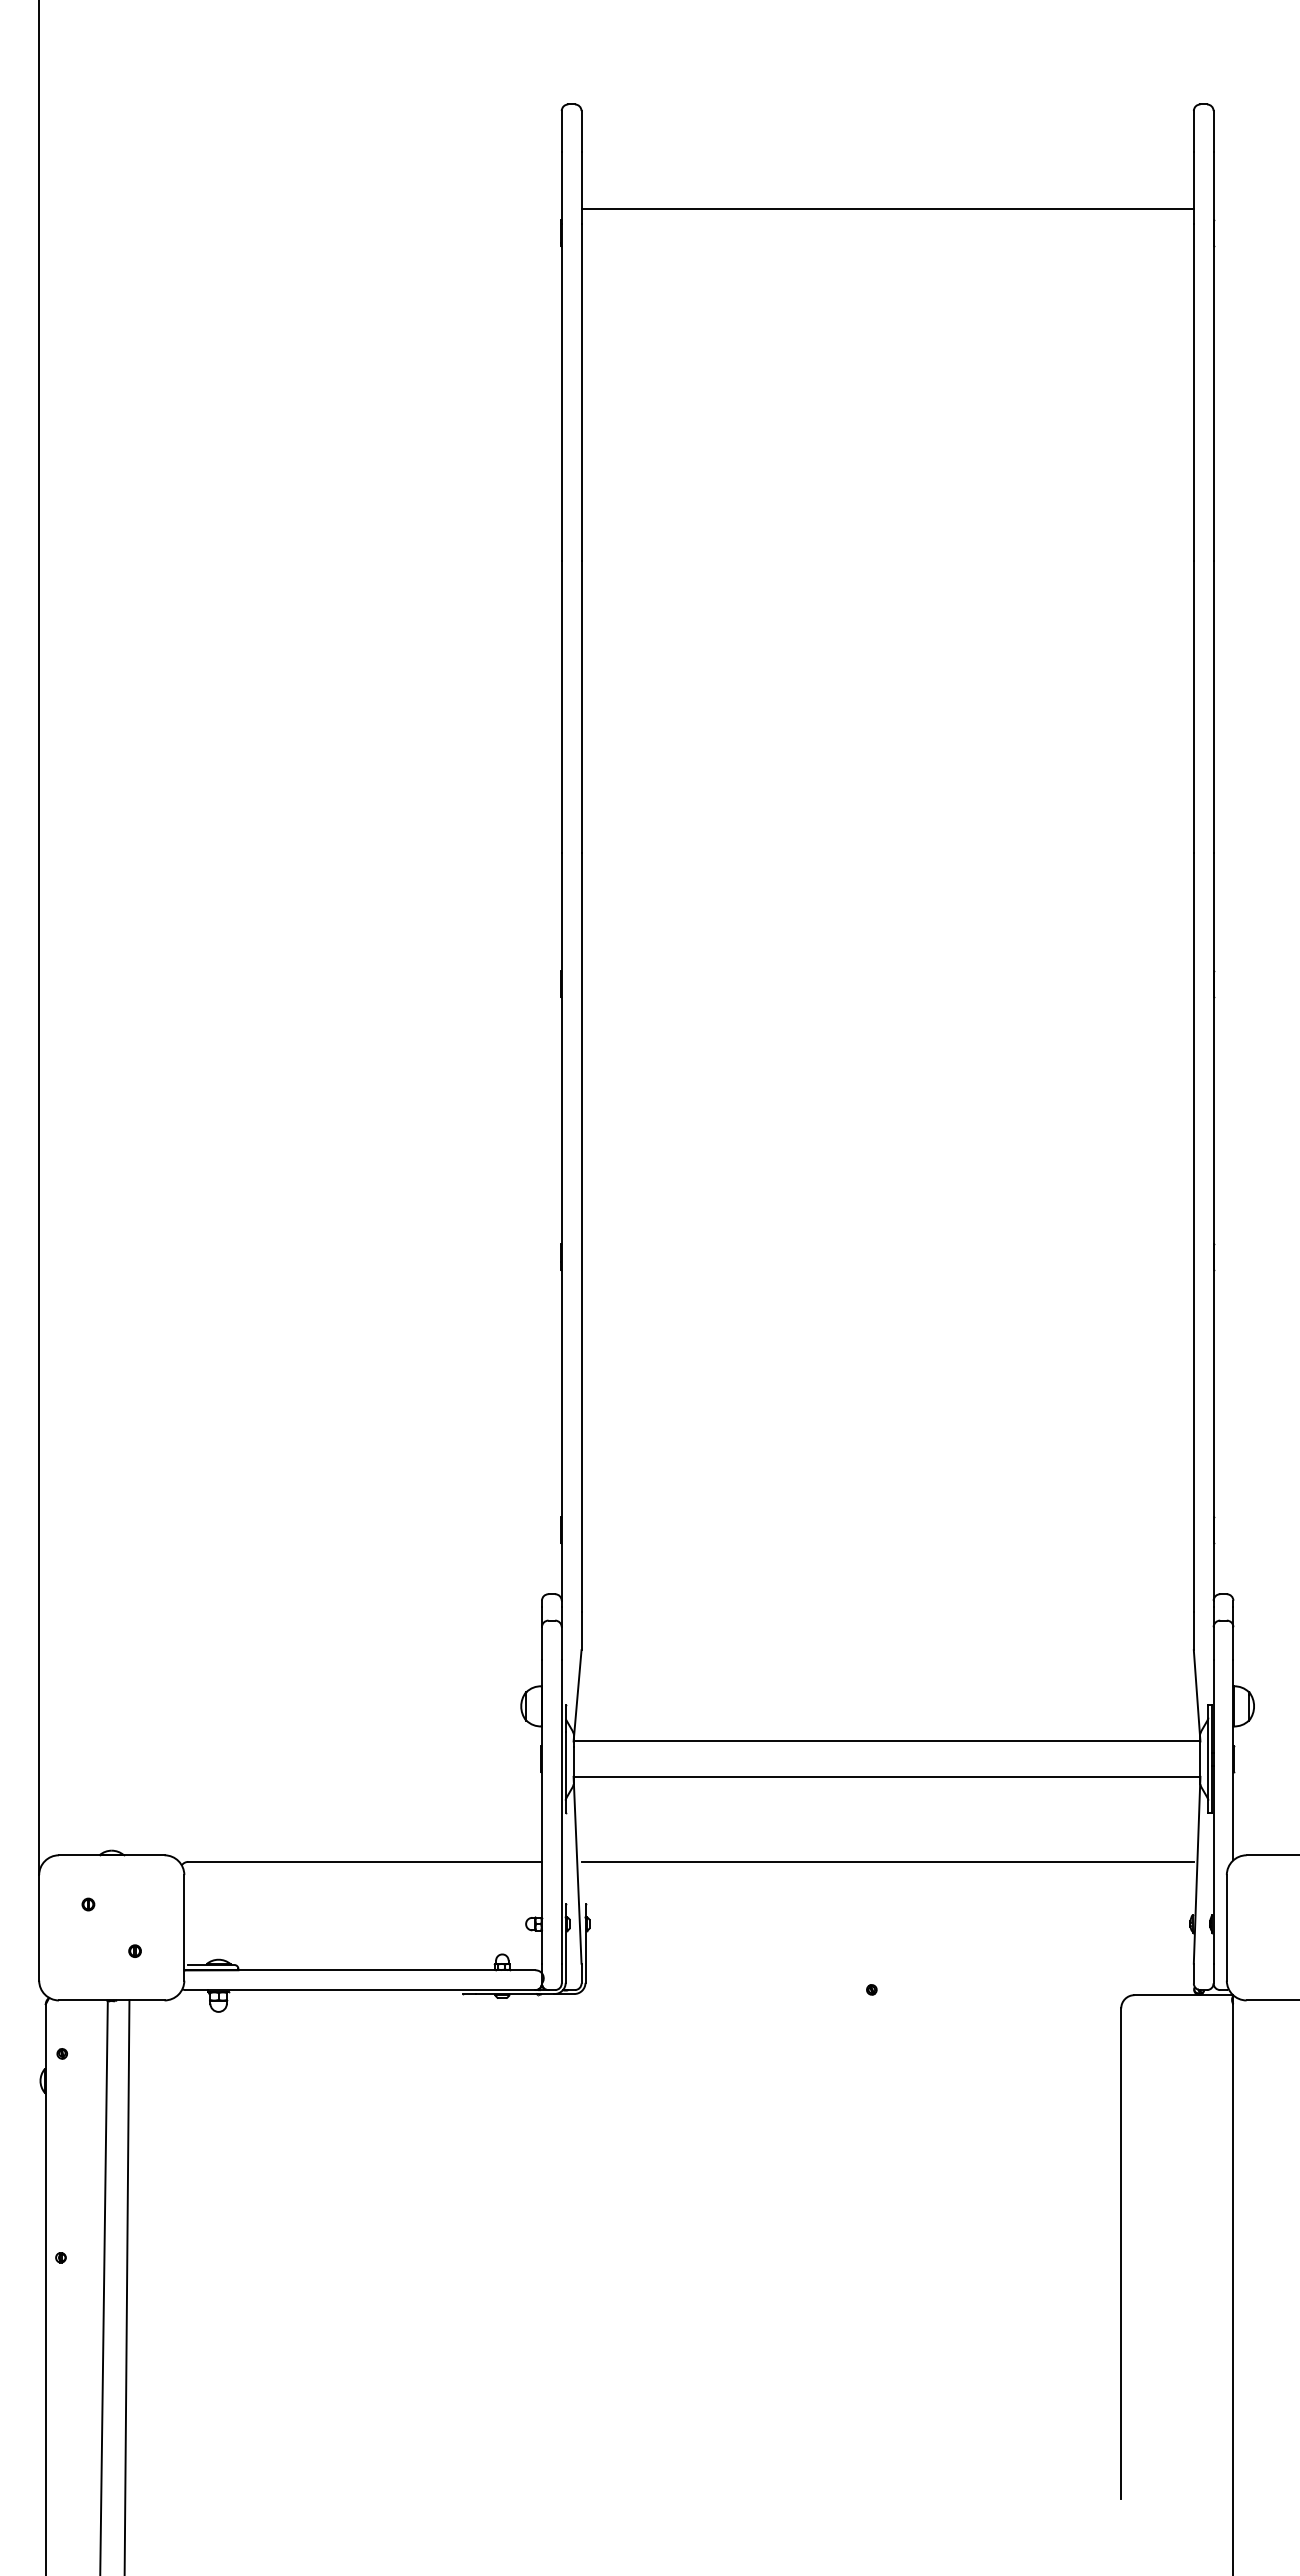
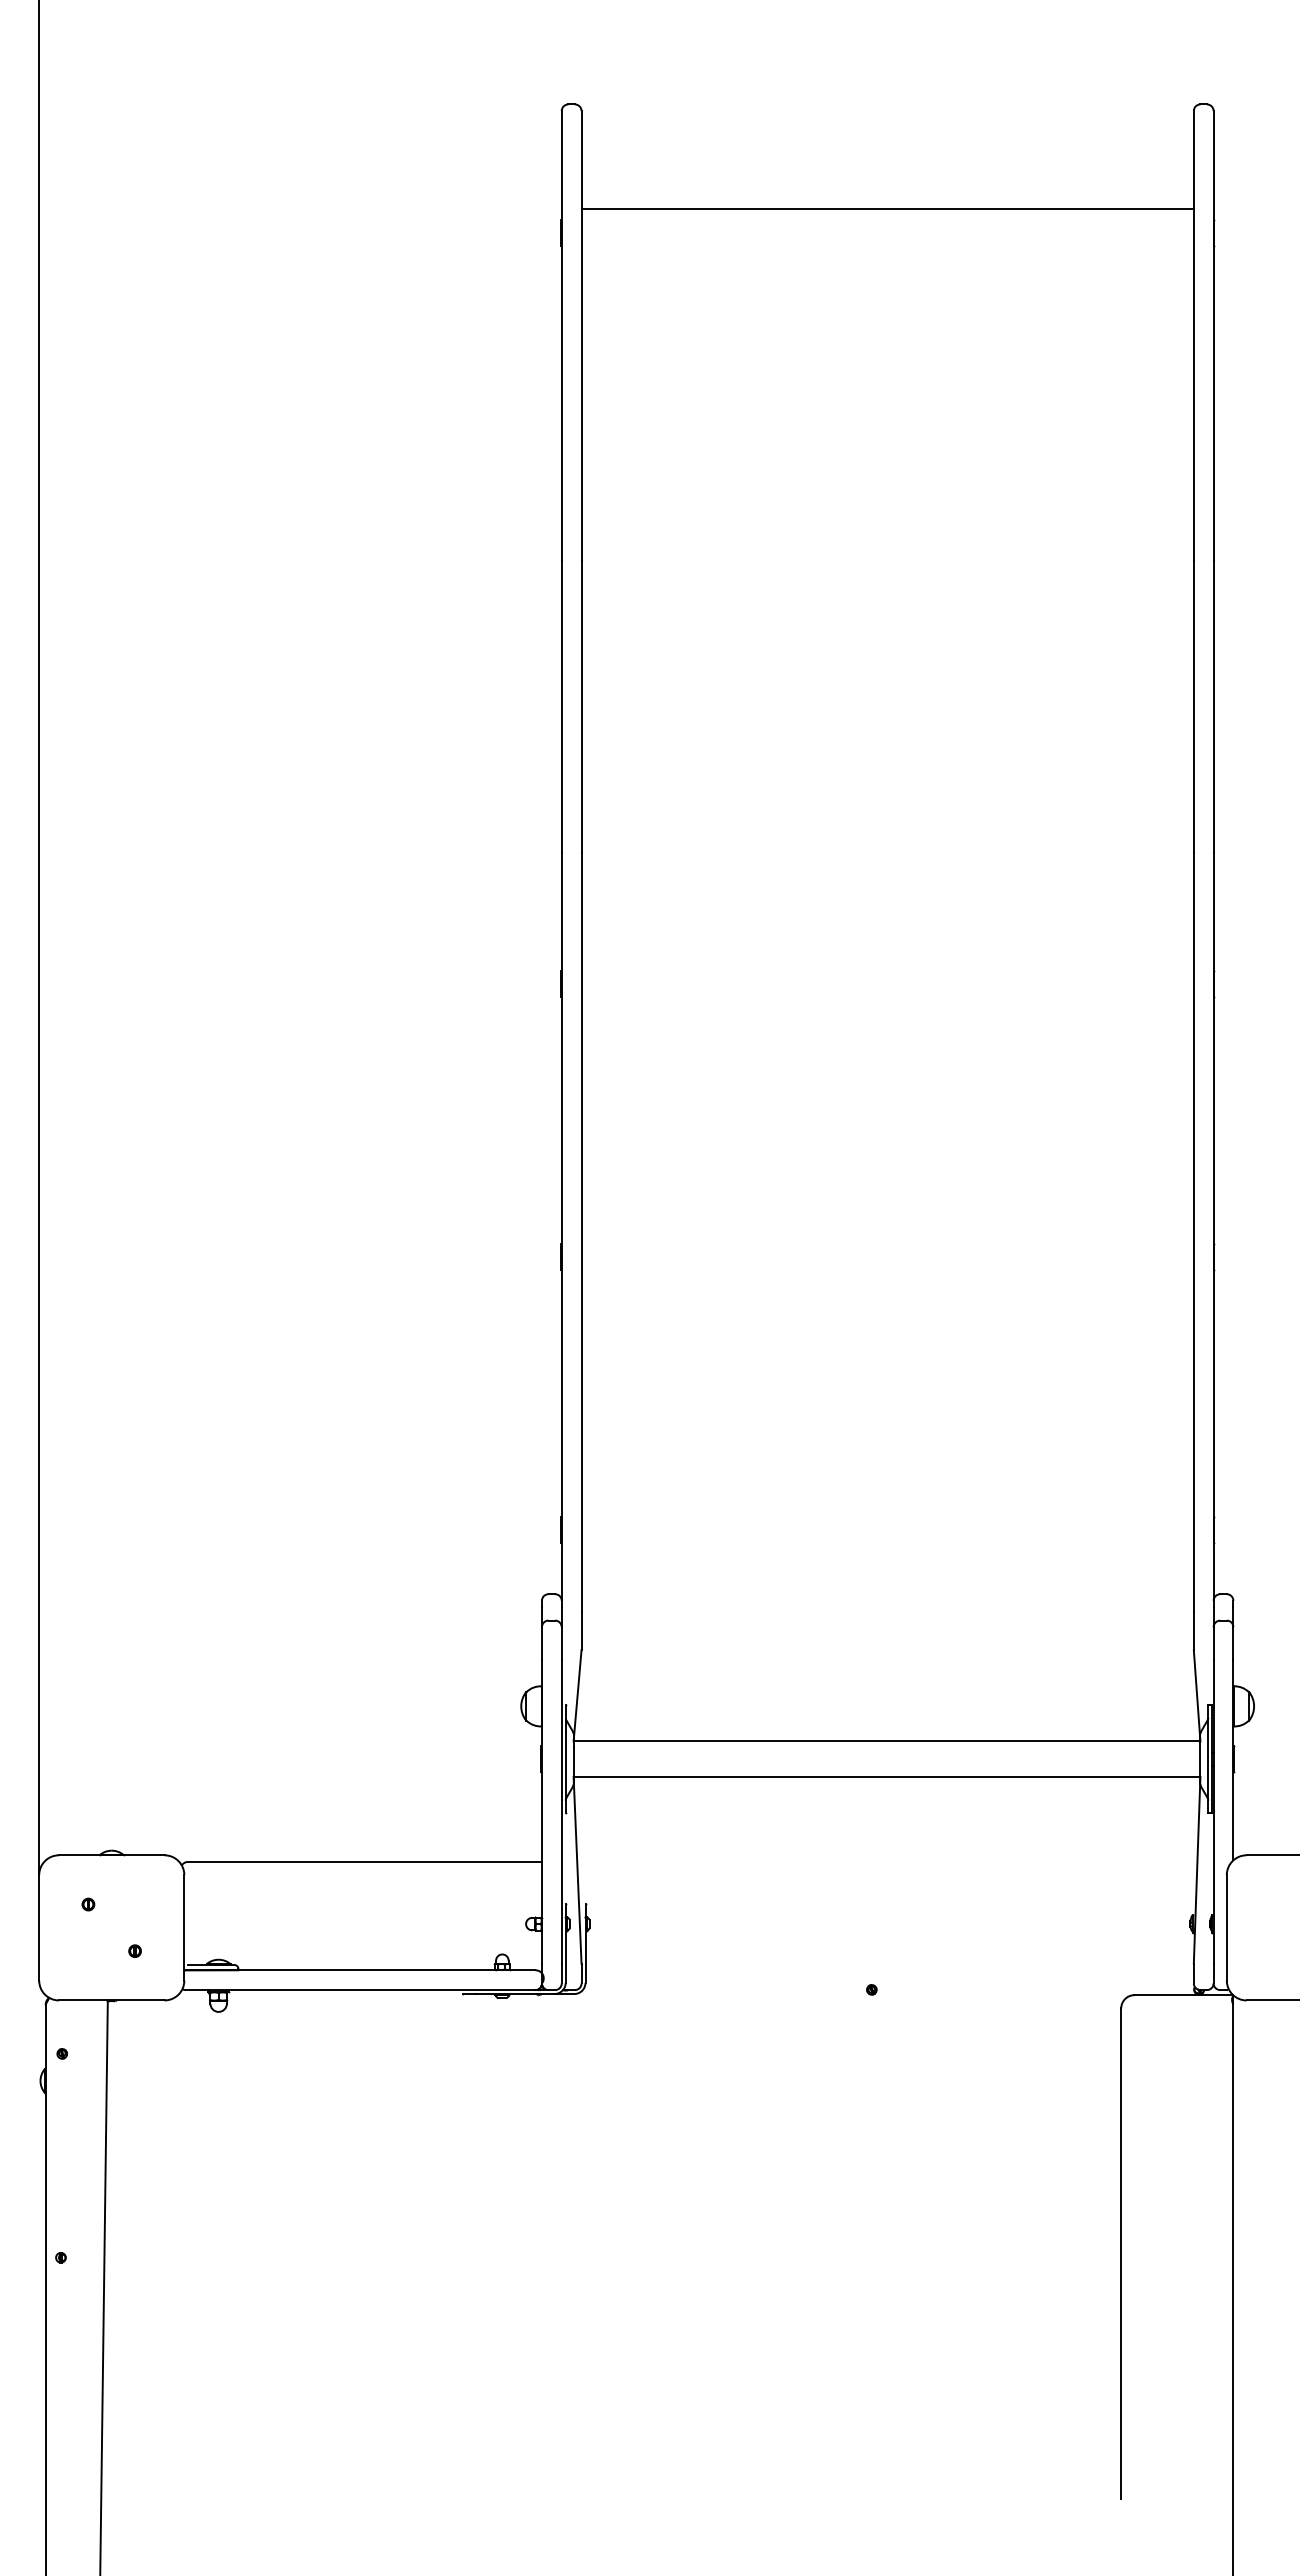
line: present -> none (887, 1861)
line: present -> none (126, 2286)
